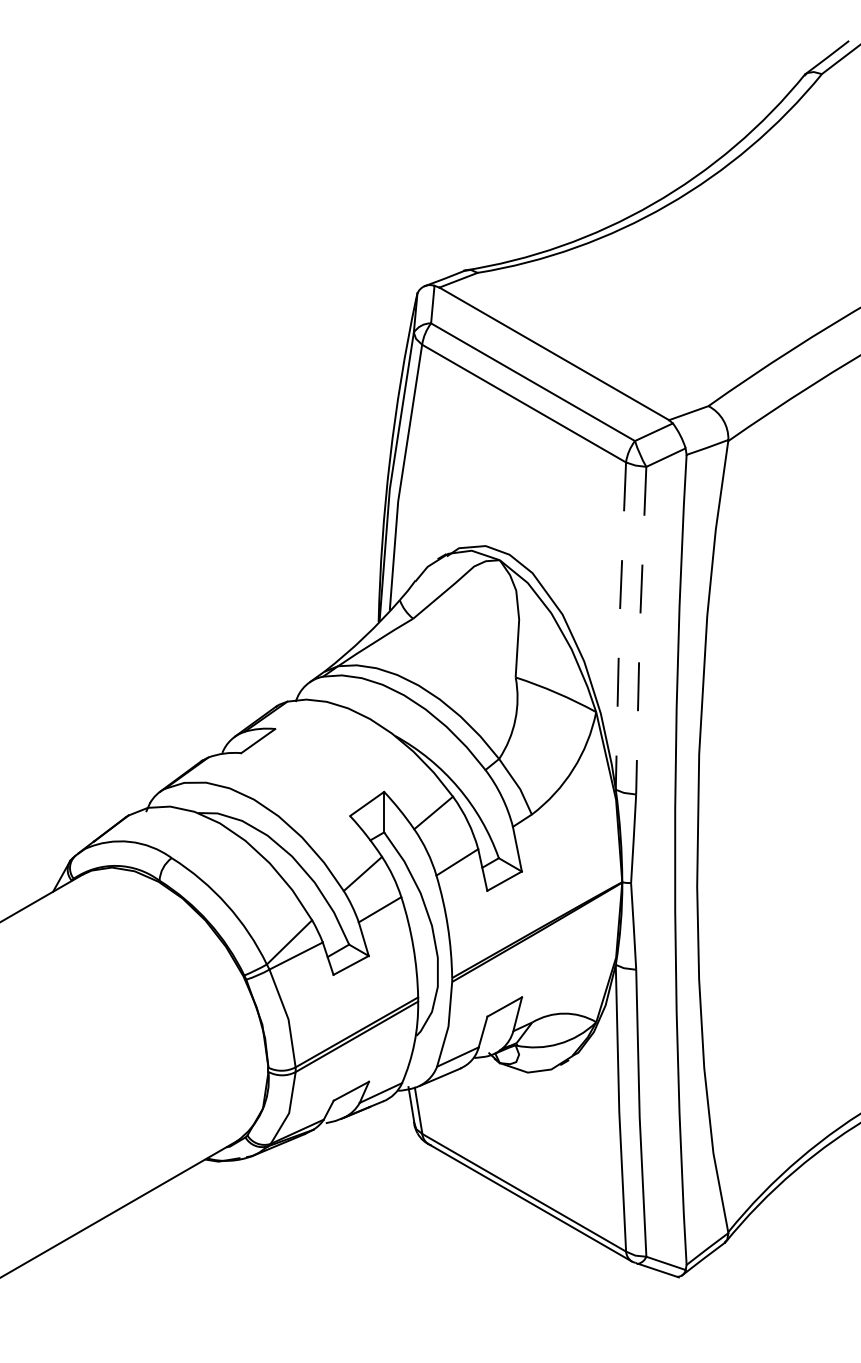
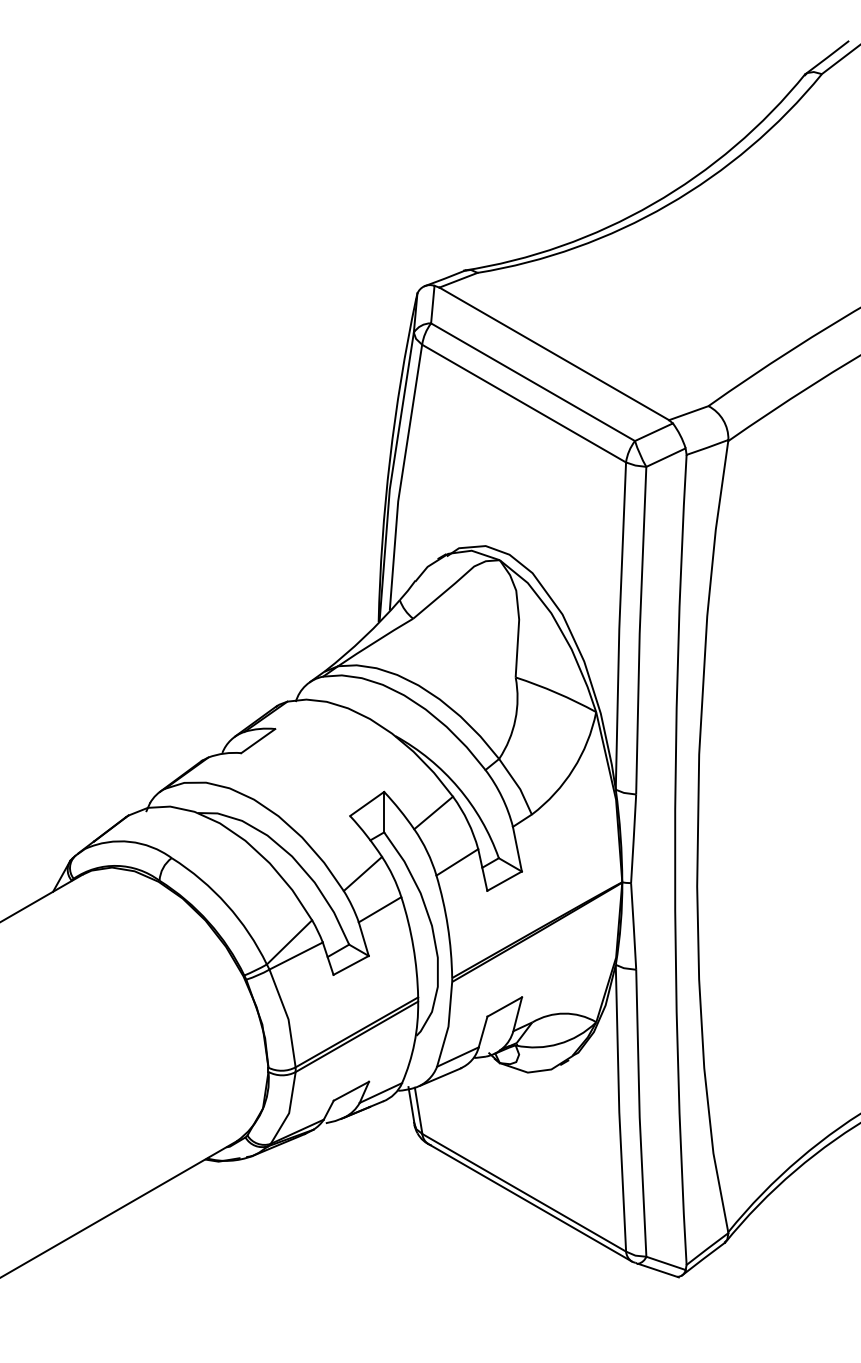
line: dashed -> solid (619, 627)
line: dashed -> solid (639, 631)
